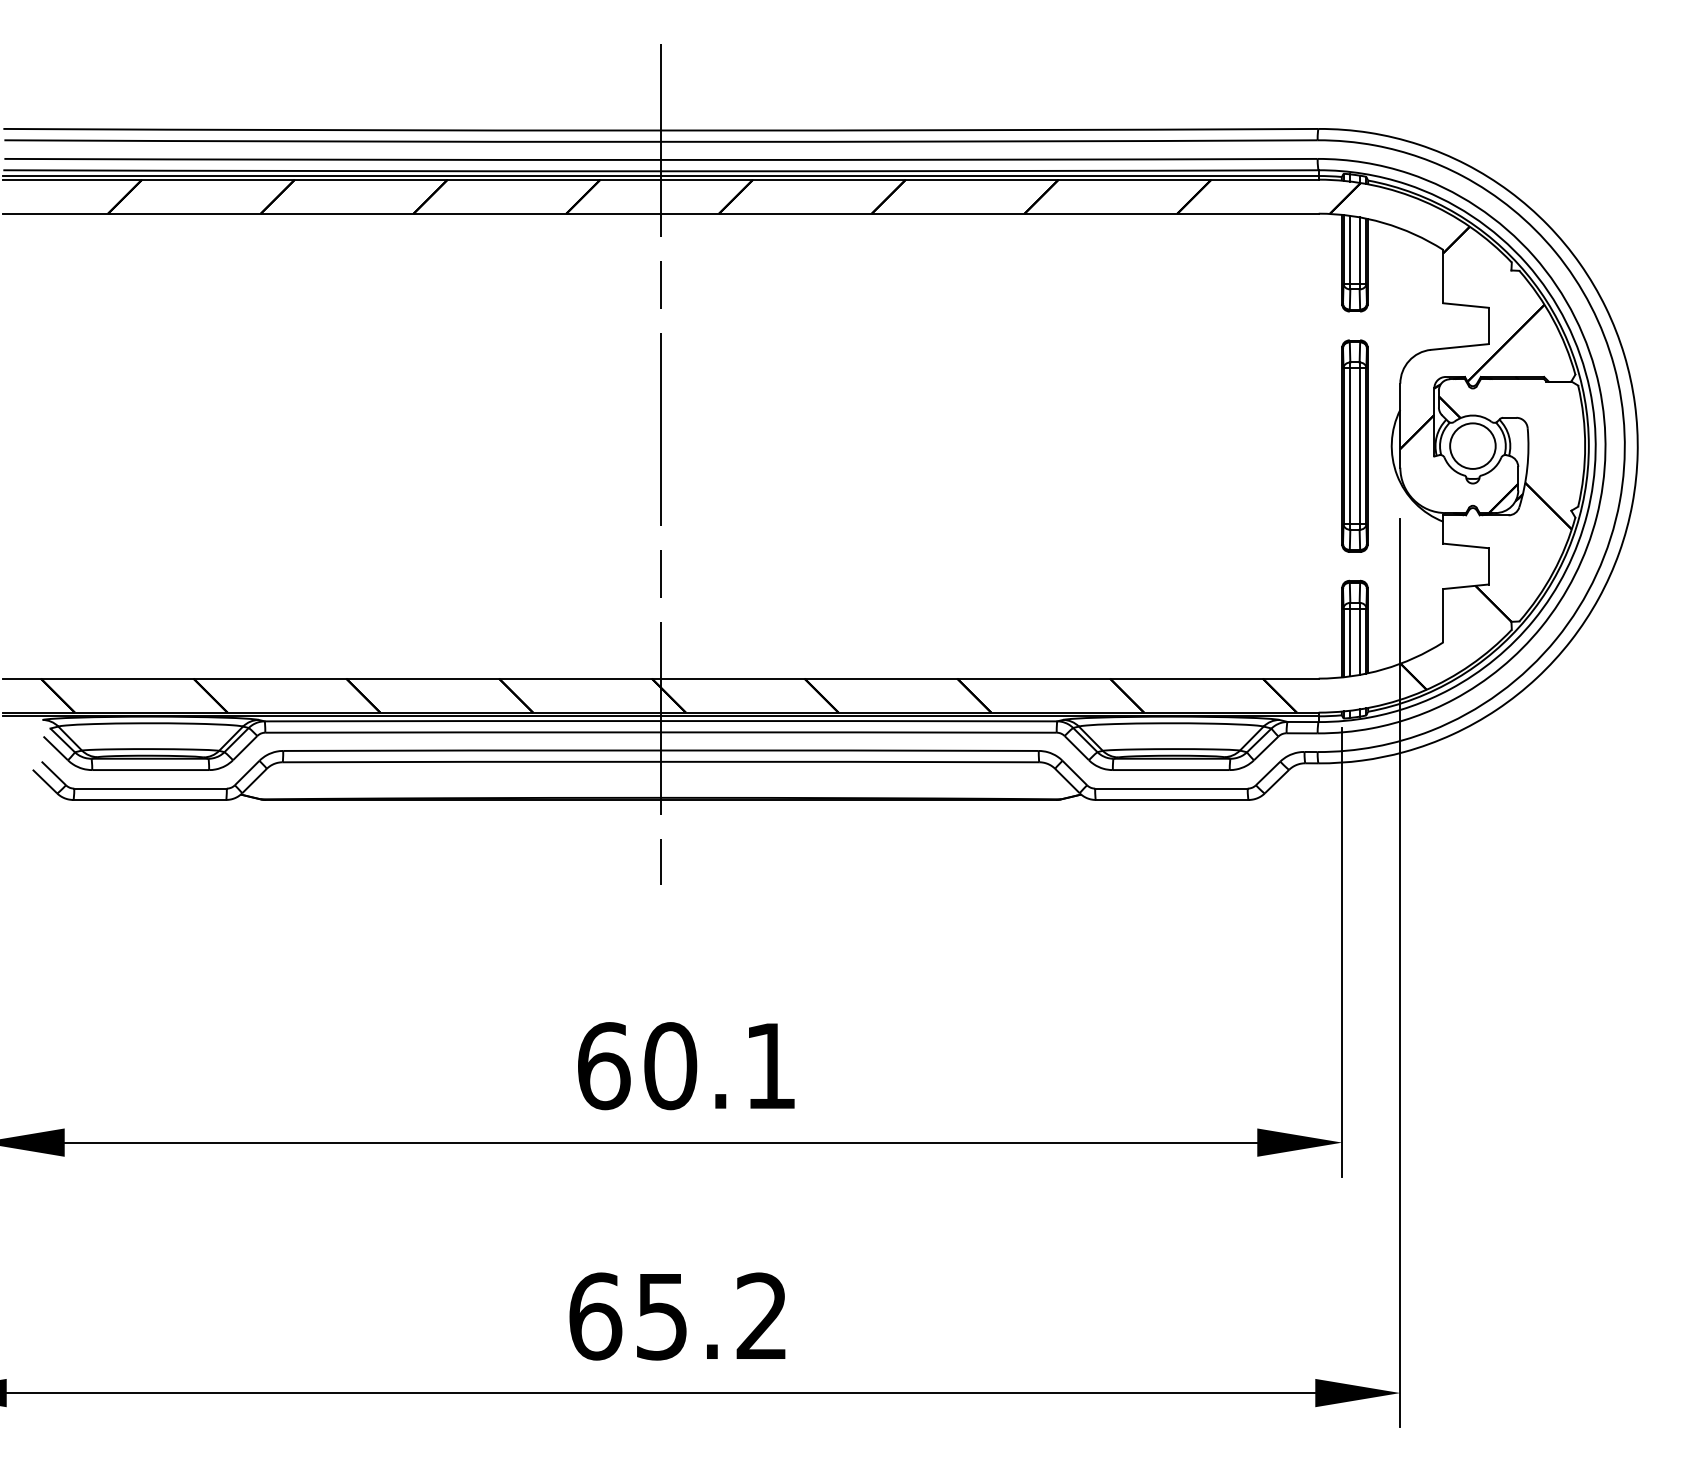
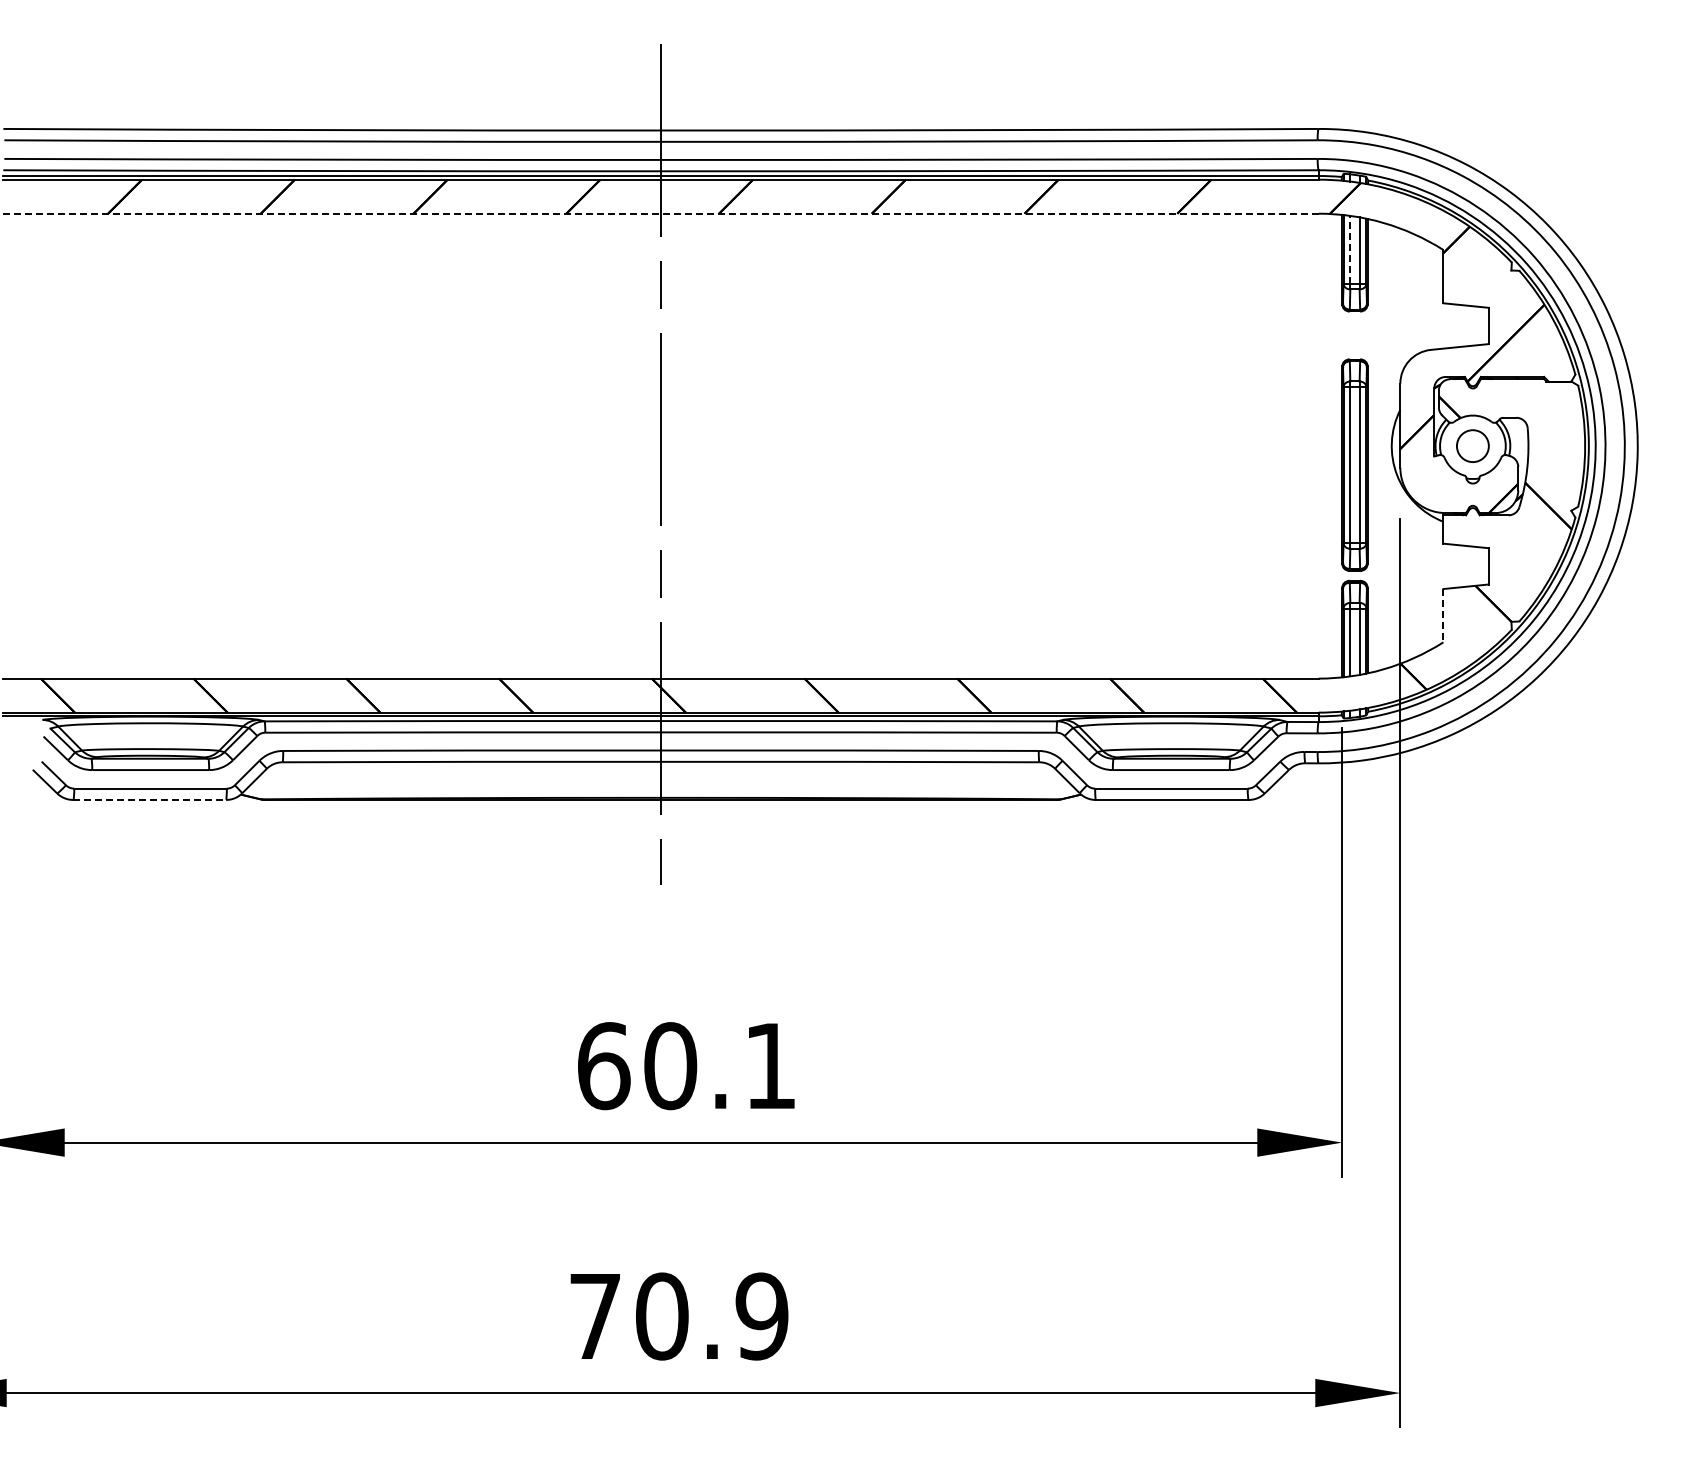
line: solid -> dashed (661, 213)
line: solid -> dashed (1350, 249)
part position: (1354, 445) -> (1354, 464) (1354, 464)
circle diameter: 46 px -> 32 px (1472, 446)
line: solid -> dashed (1443, 615)
line: solid -> dashed (150, 799)
text: 65.2 -> 70.9 (678, 1316)
